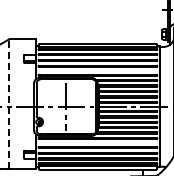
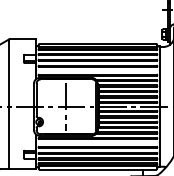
line: dashed -> solid (8, 104)
